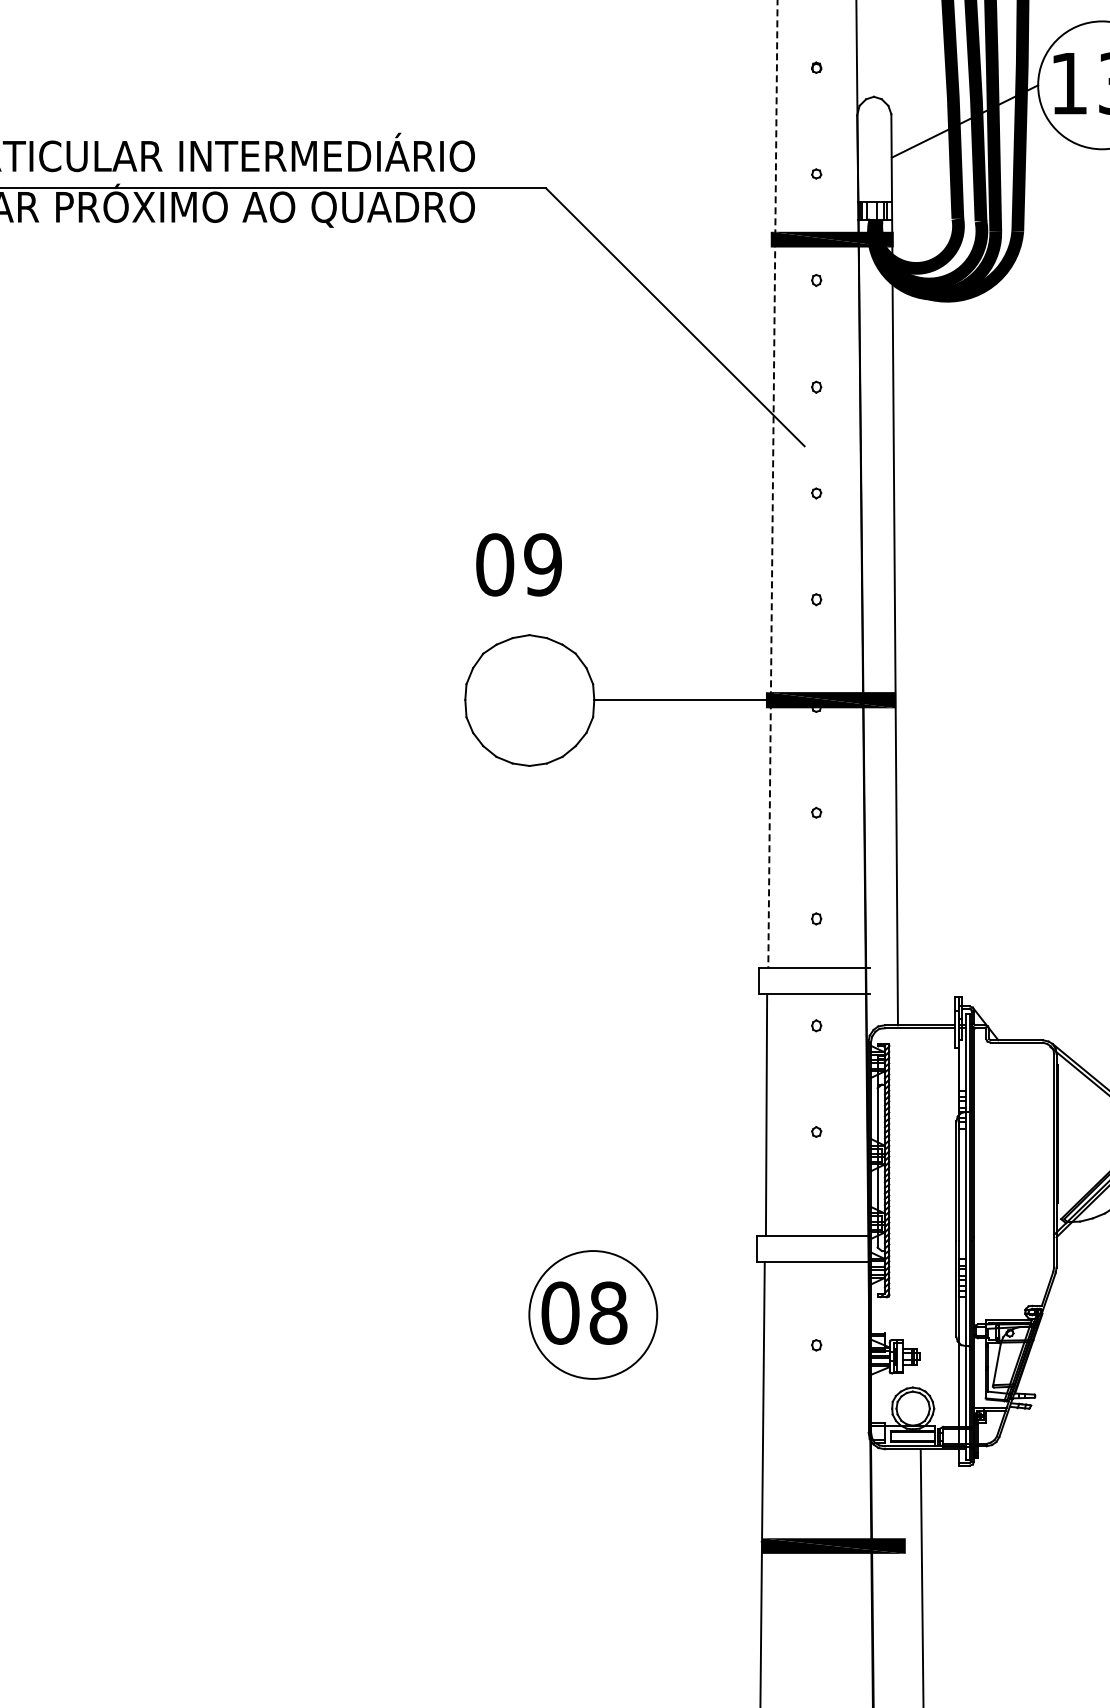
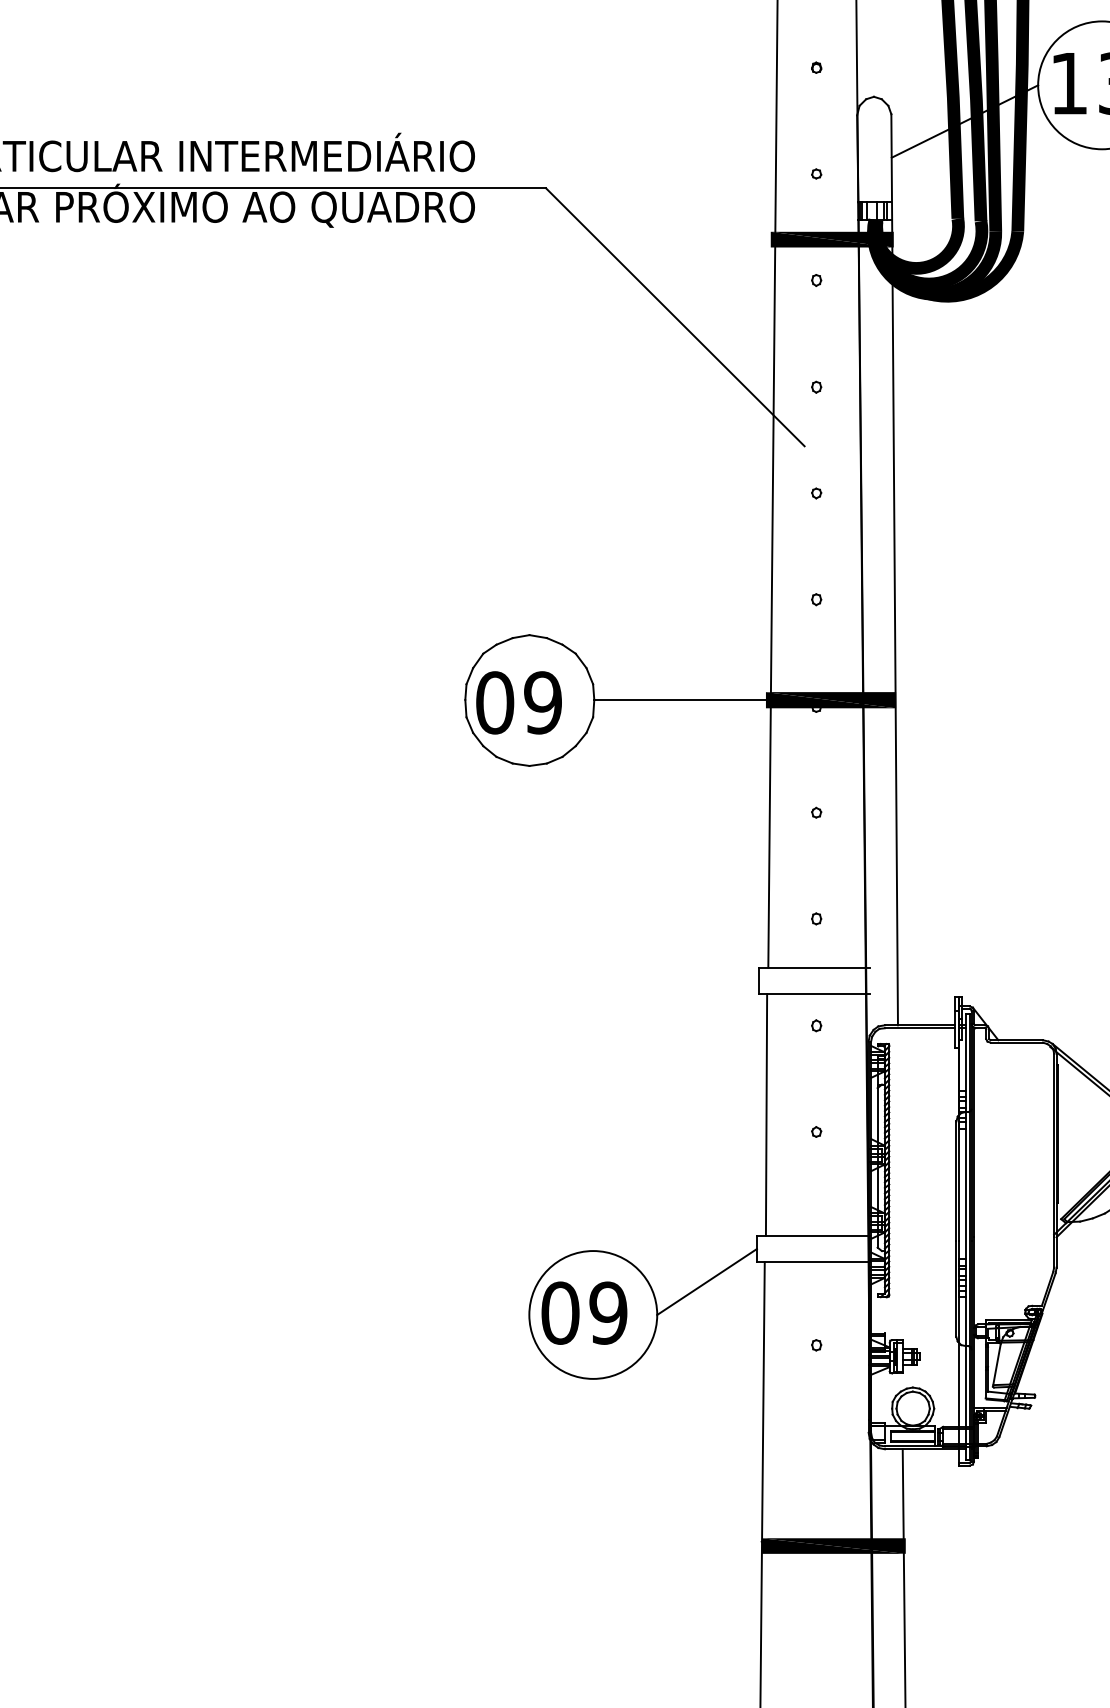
line: dashed -> solid (772, 483)
text position: (518, 564) -> (518, 702) (518, 702)
line: none -> present (706, 1281)
text: 08 -> 09 (608, 1312)
line position: (921, 1576) -> (903, 1576) (903, 1576)
